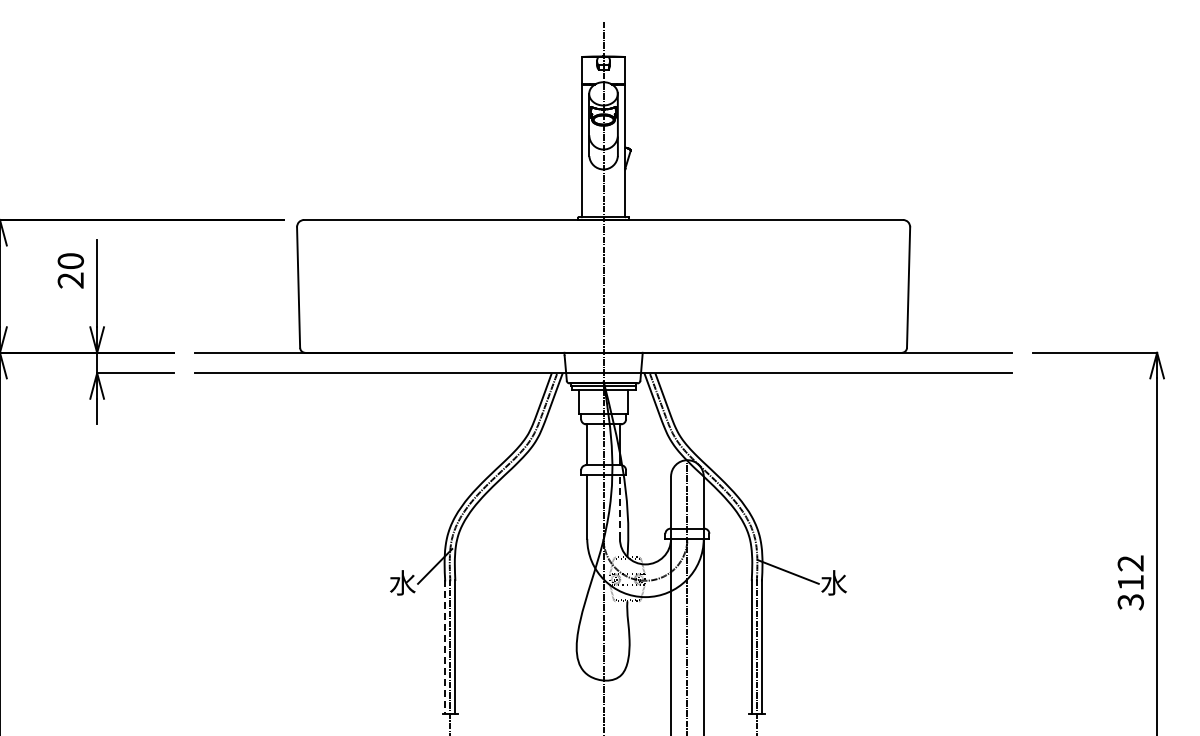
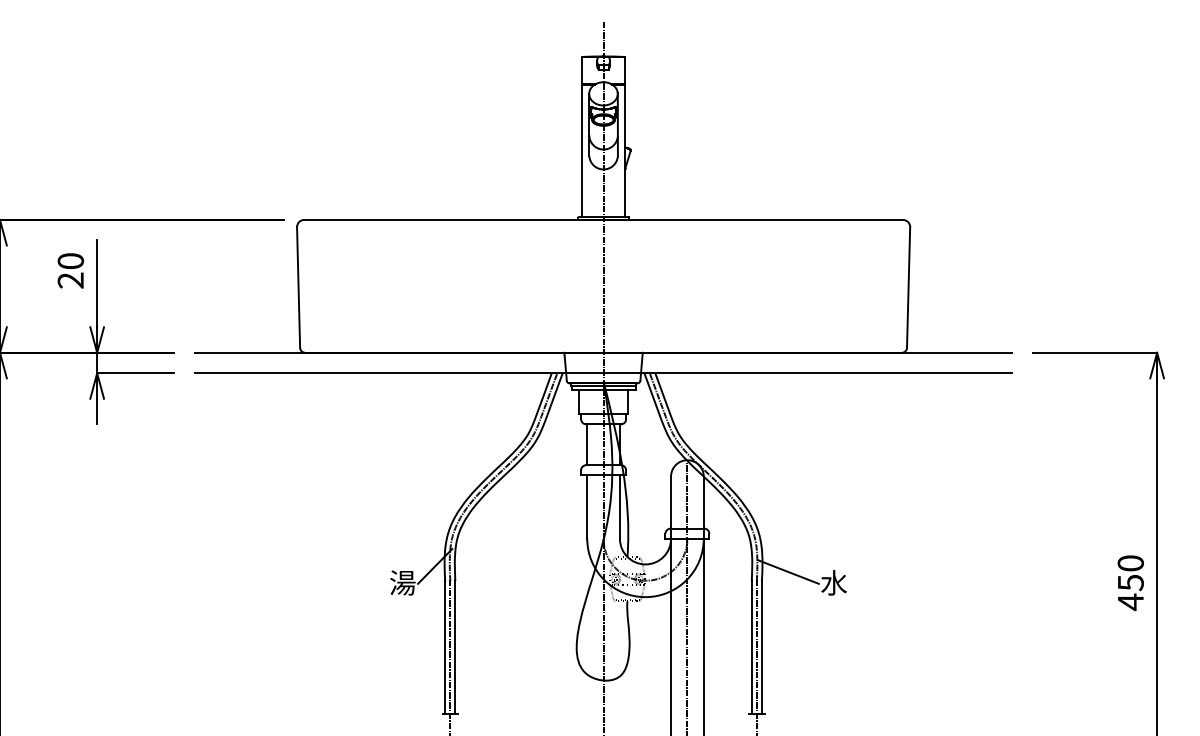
line: dashed -> solid (619, 507)
text: 水 -> 湯 (402, 582)
text: 312 -> 450 (1130, 582)
line: dashed -> solid (445, 647)
